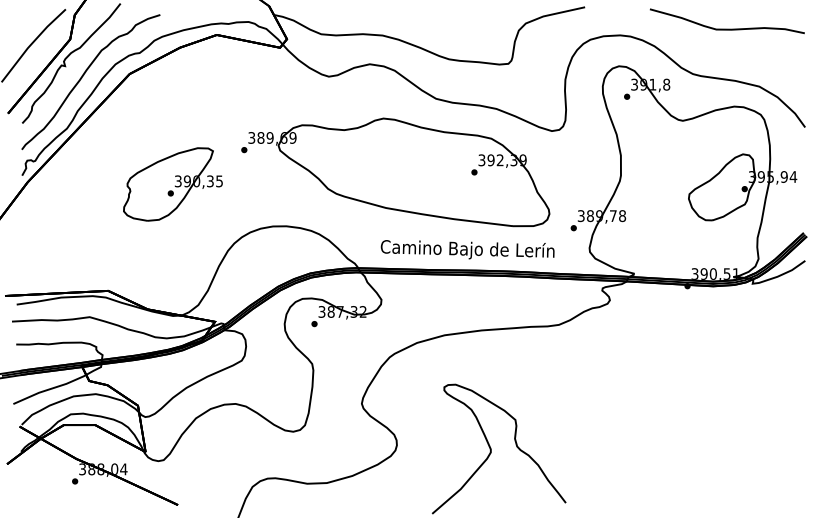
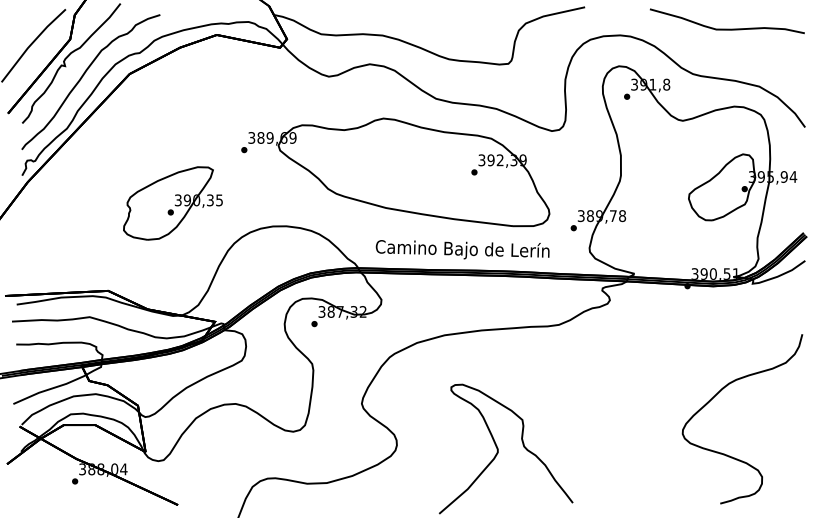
part position: (172, 184) -> (172, 203) (172, 203)
text position: (467, 249) -> (462, 249) (462, 249)
curve: none -> present (720, 392)
curve position: (491, 448) -> (498, 448) (498, 448)
